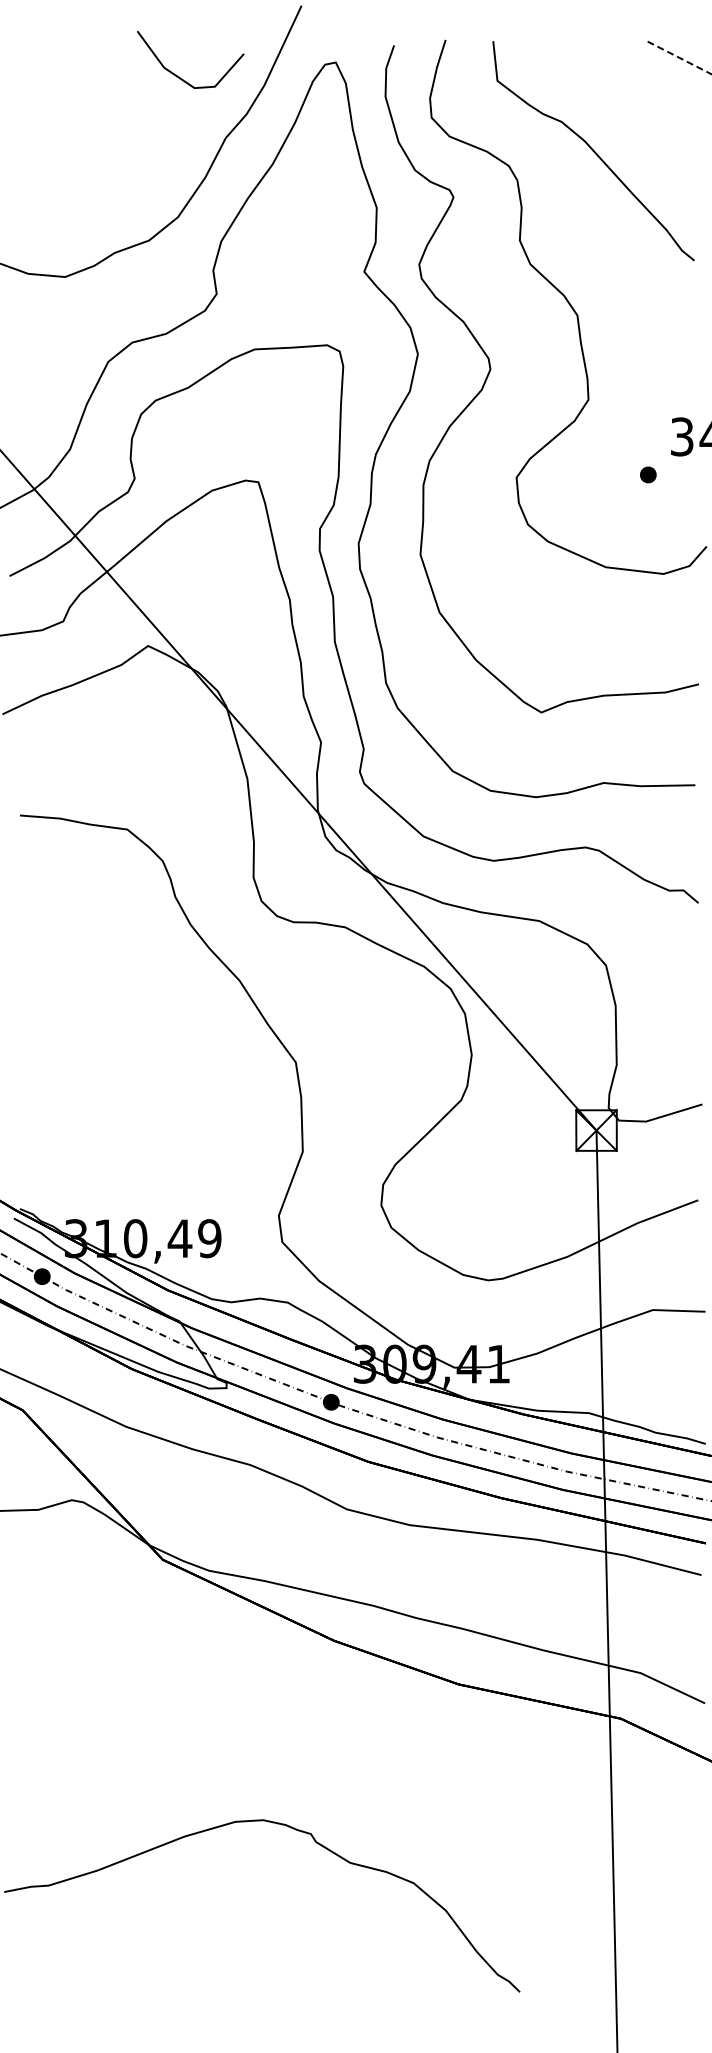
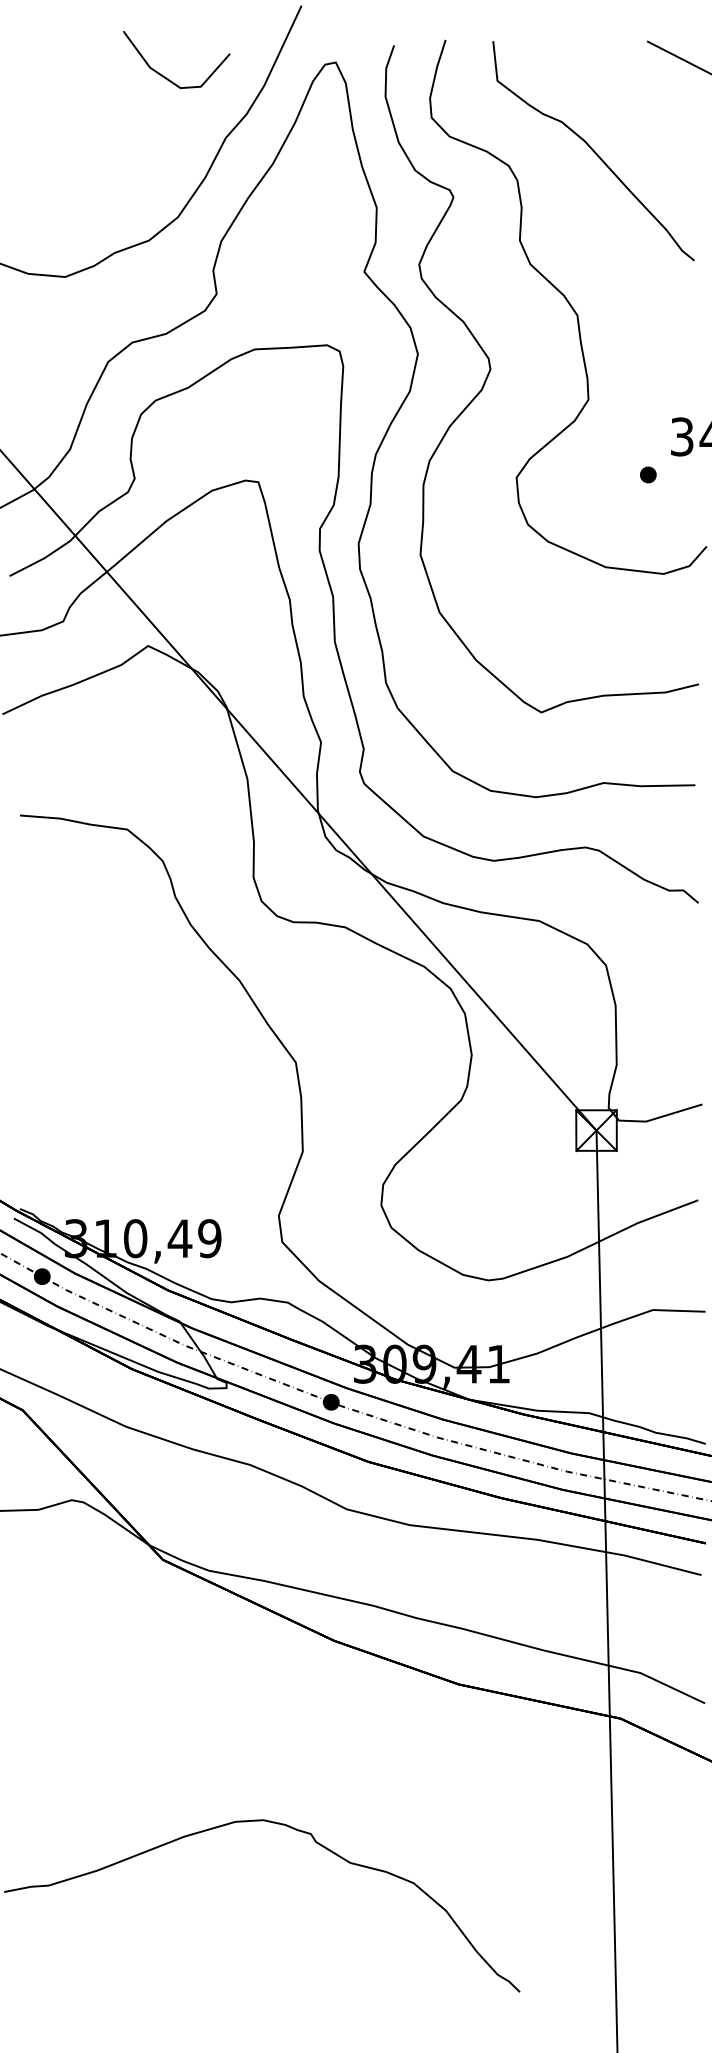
line: dashed -> solid (678, 57)
line position: (179, 76) -> (165, 76) (165, 76)
